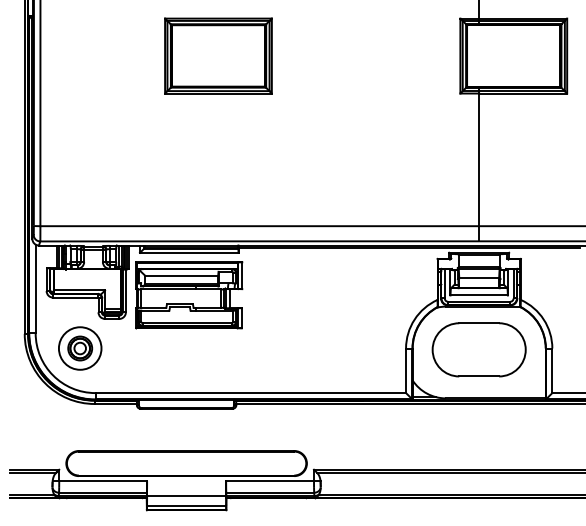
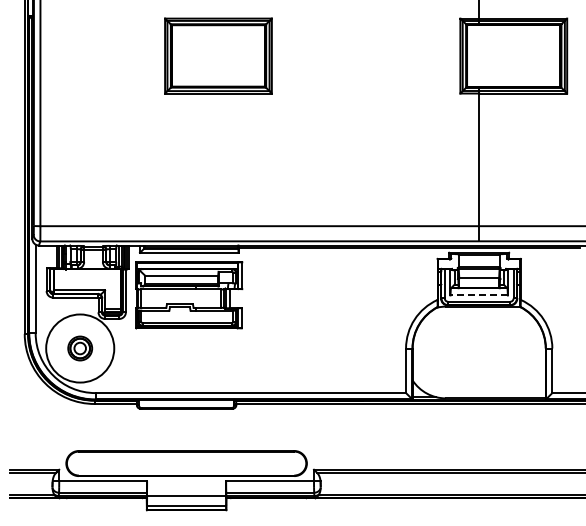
line: solid -> dashed (479, 295)
circle diameter: 43 px -> 68 px (80, 348)
part: present -> none (478, 349)
